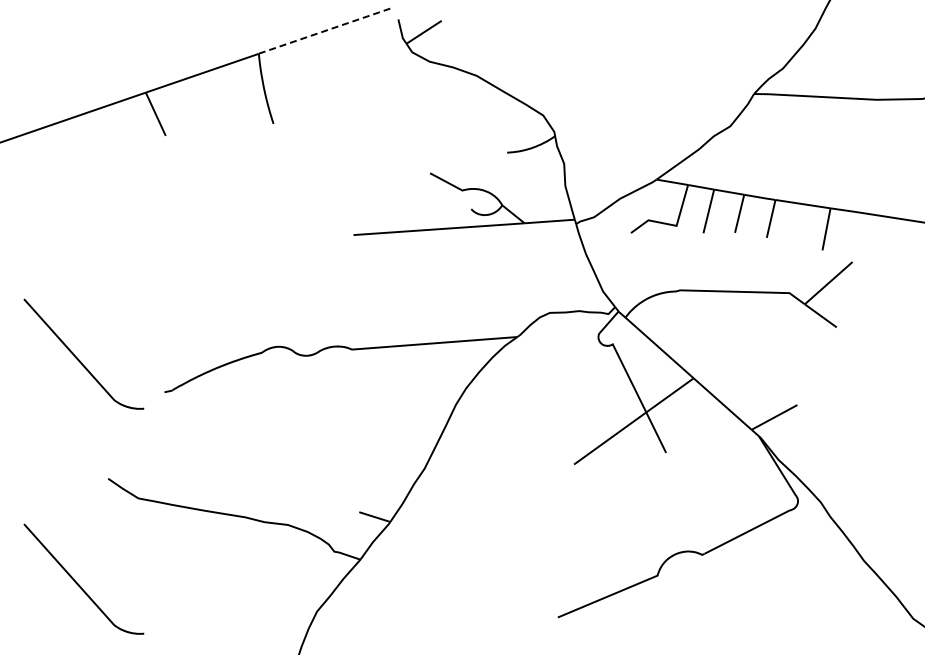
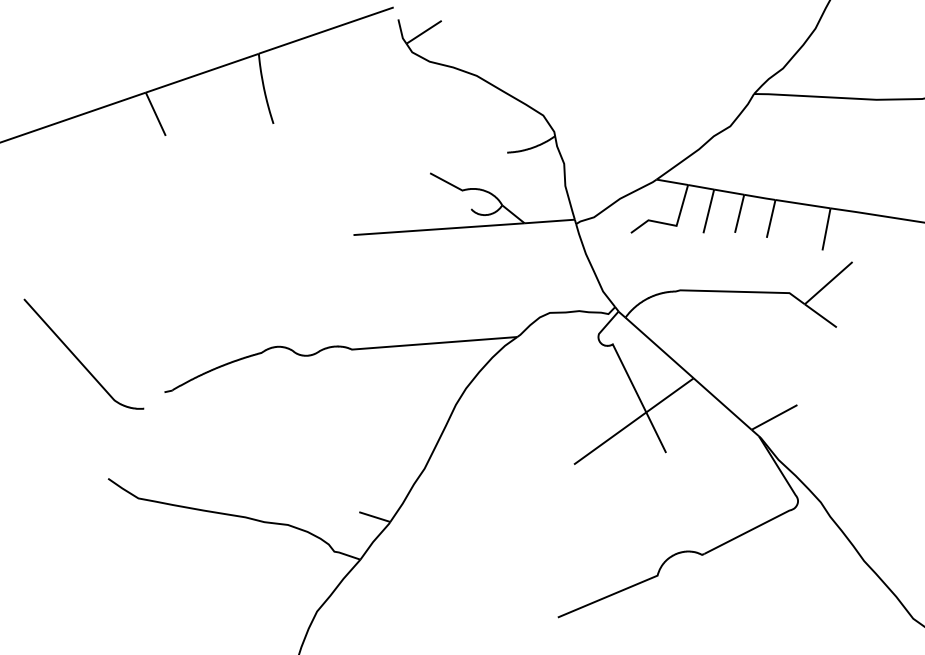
line: dashed -> solid (326, 30)
curve: present -> none (78, 583)
